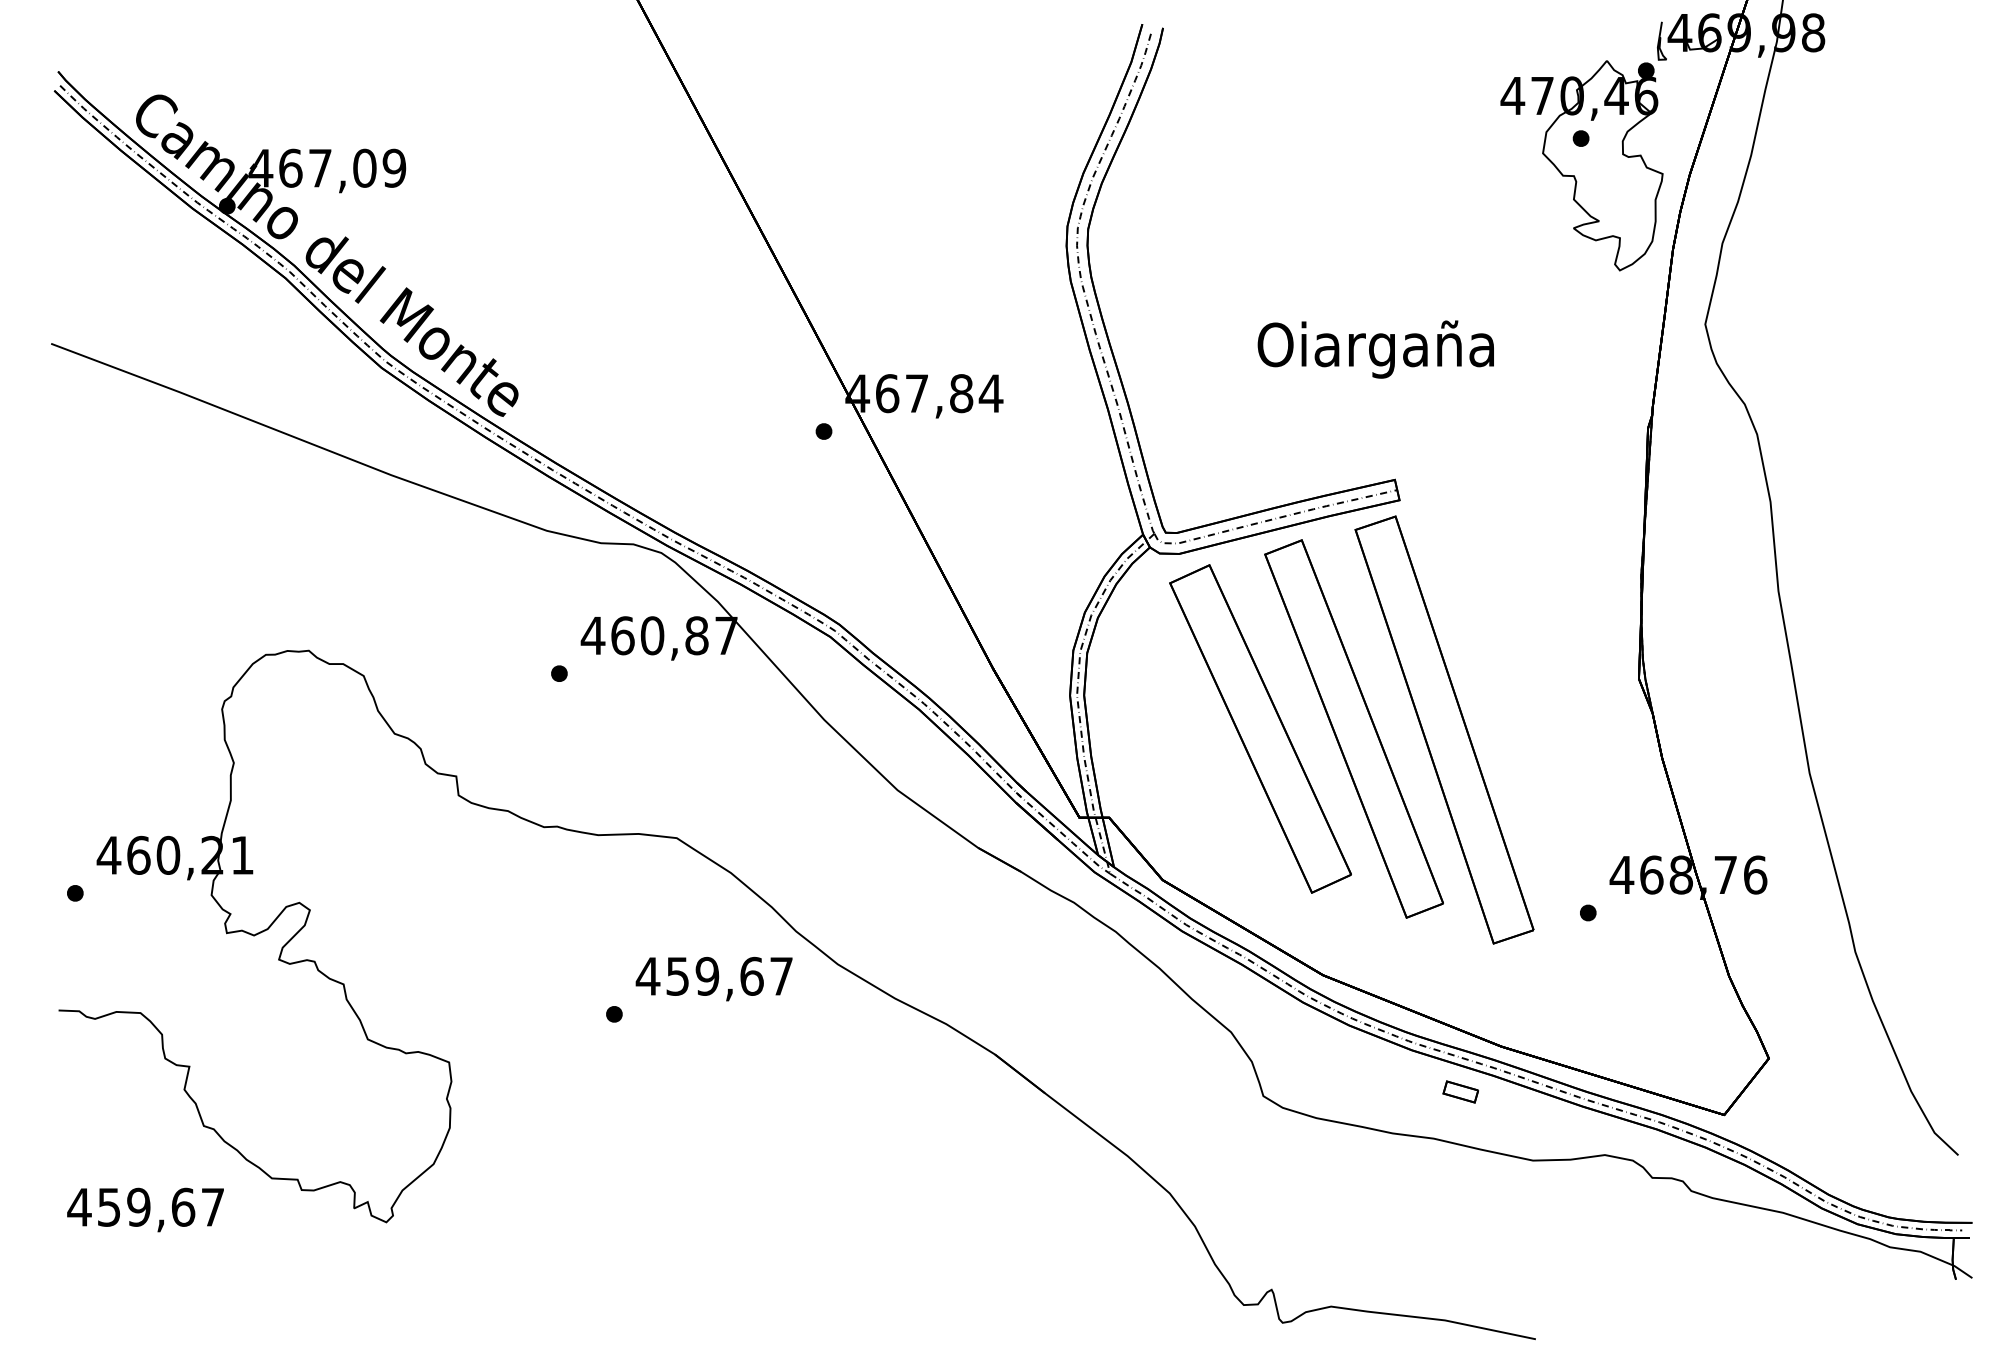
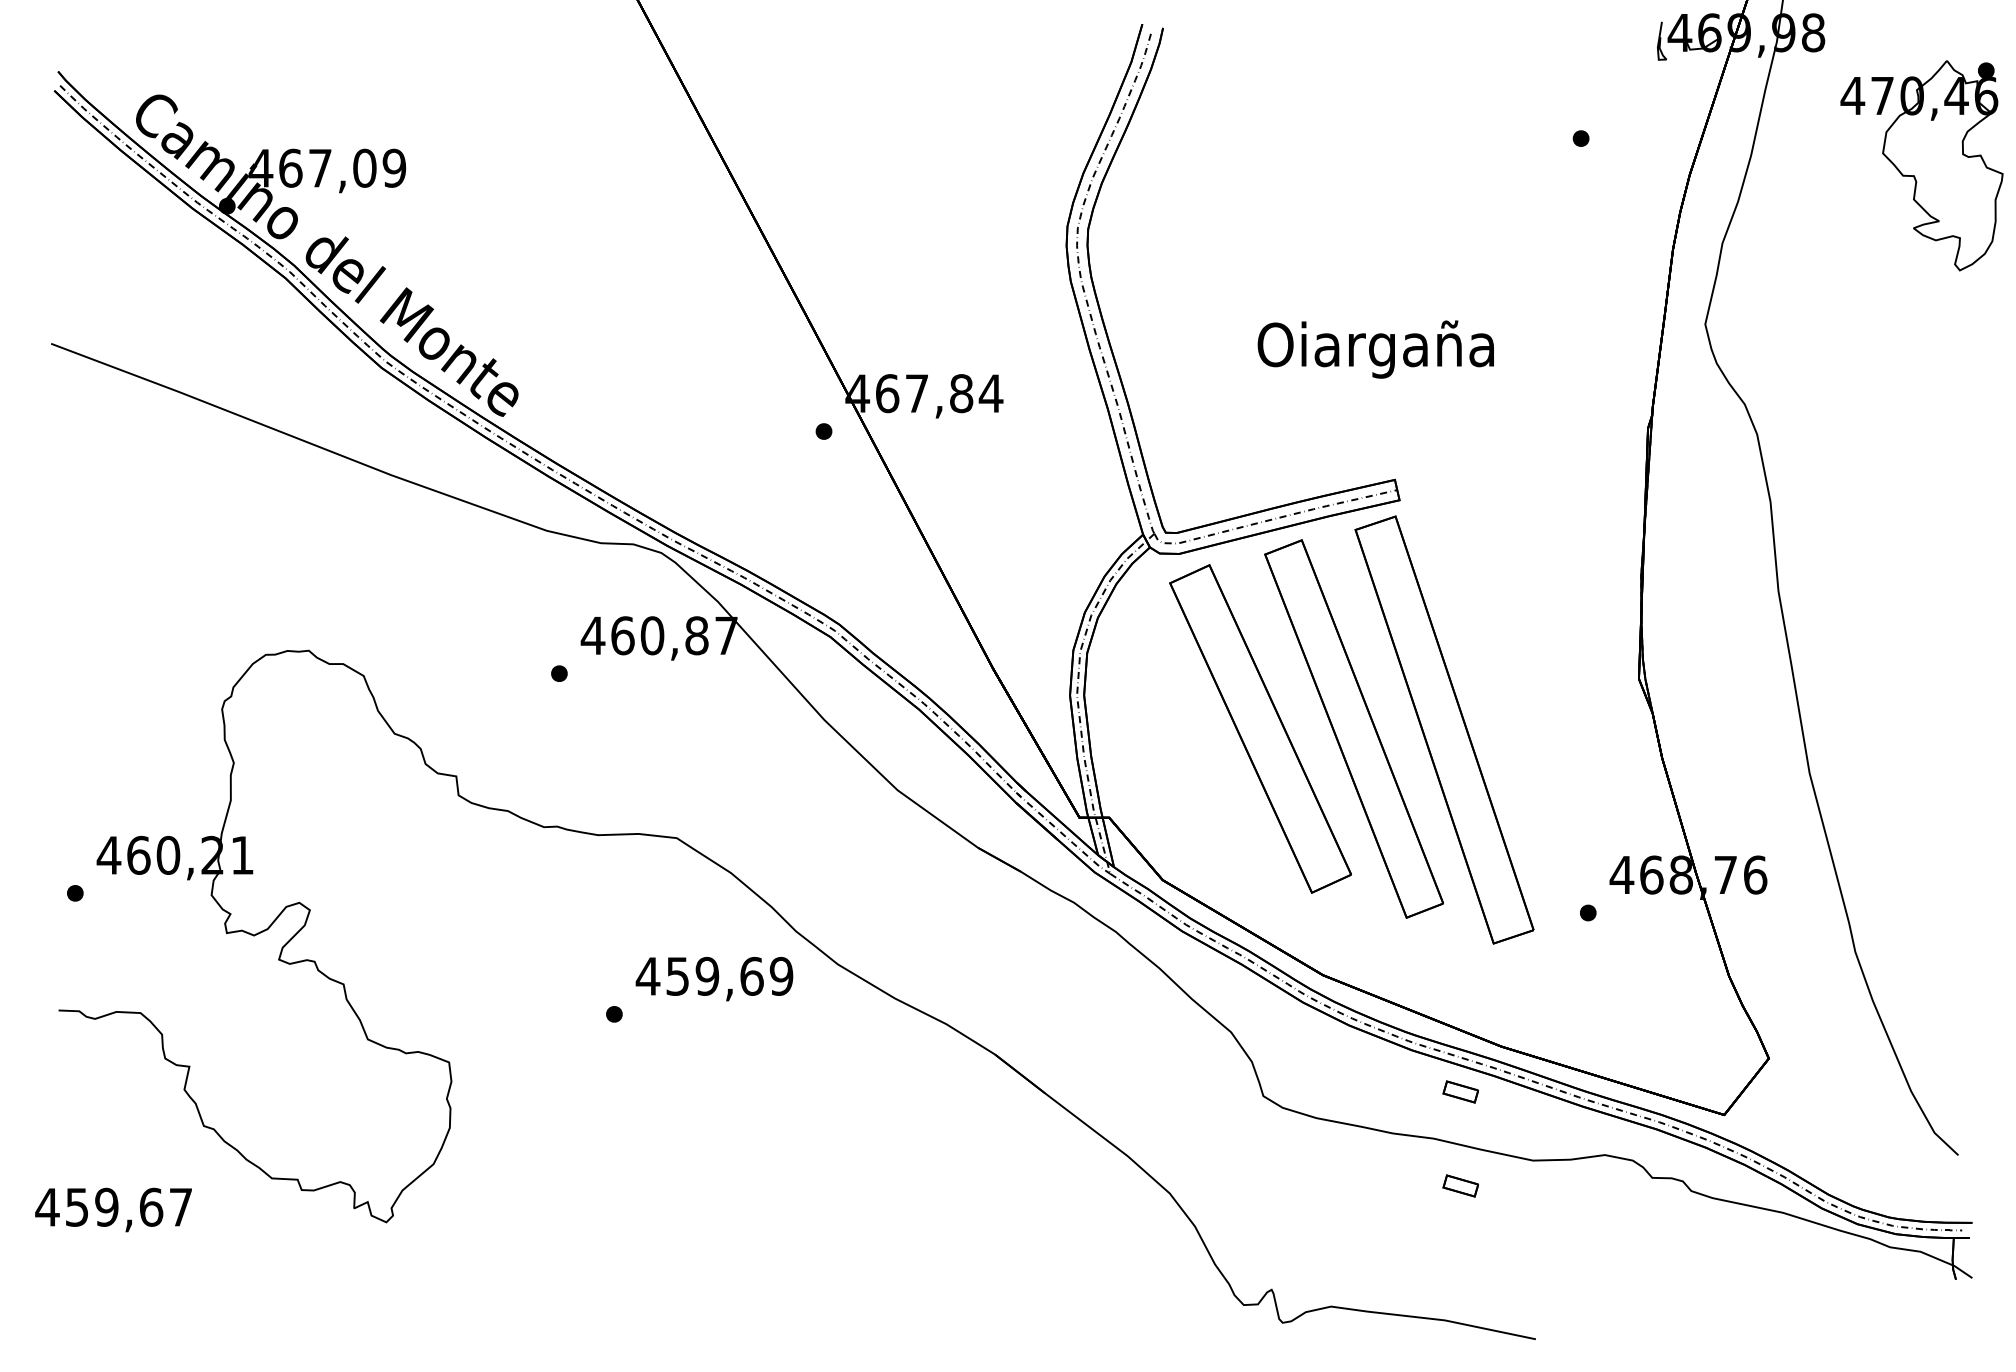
part position: (1581, 165) -> (1921, 165) (1921, 165)
text: 459,67 -> 459,69 (781, 975)
part: none -> present (1460, 1185)
text position: (145, 1209) -> (113, 1209) (113, 1209)
